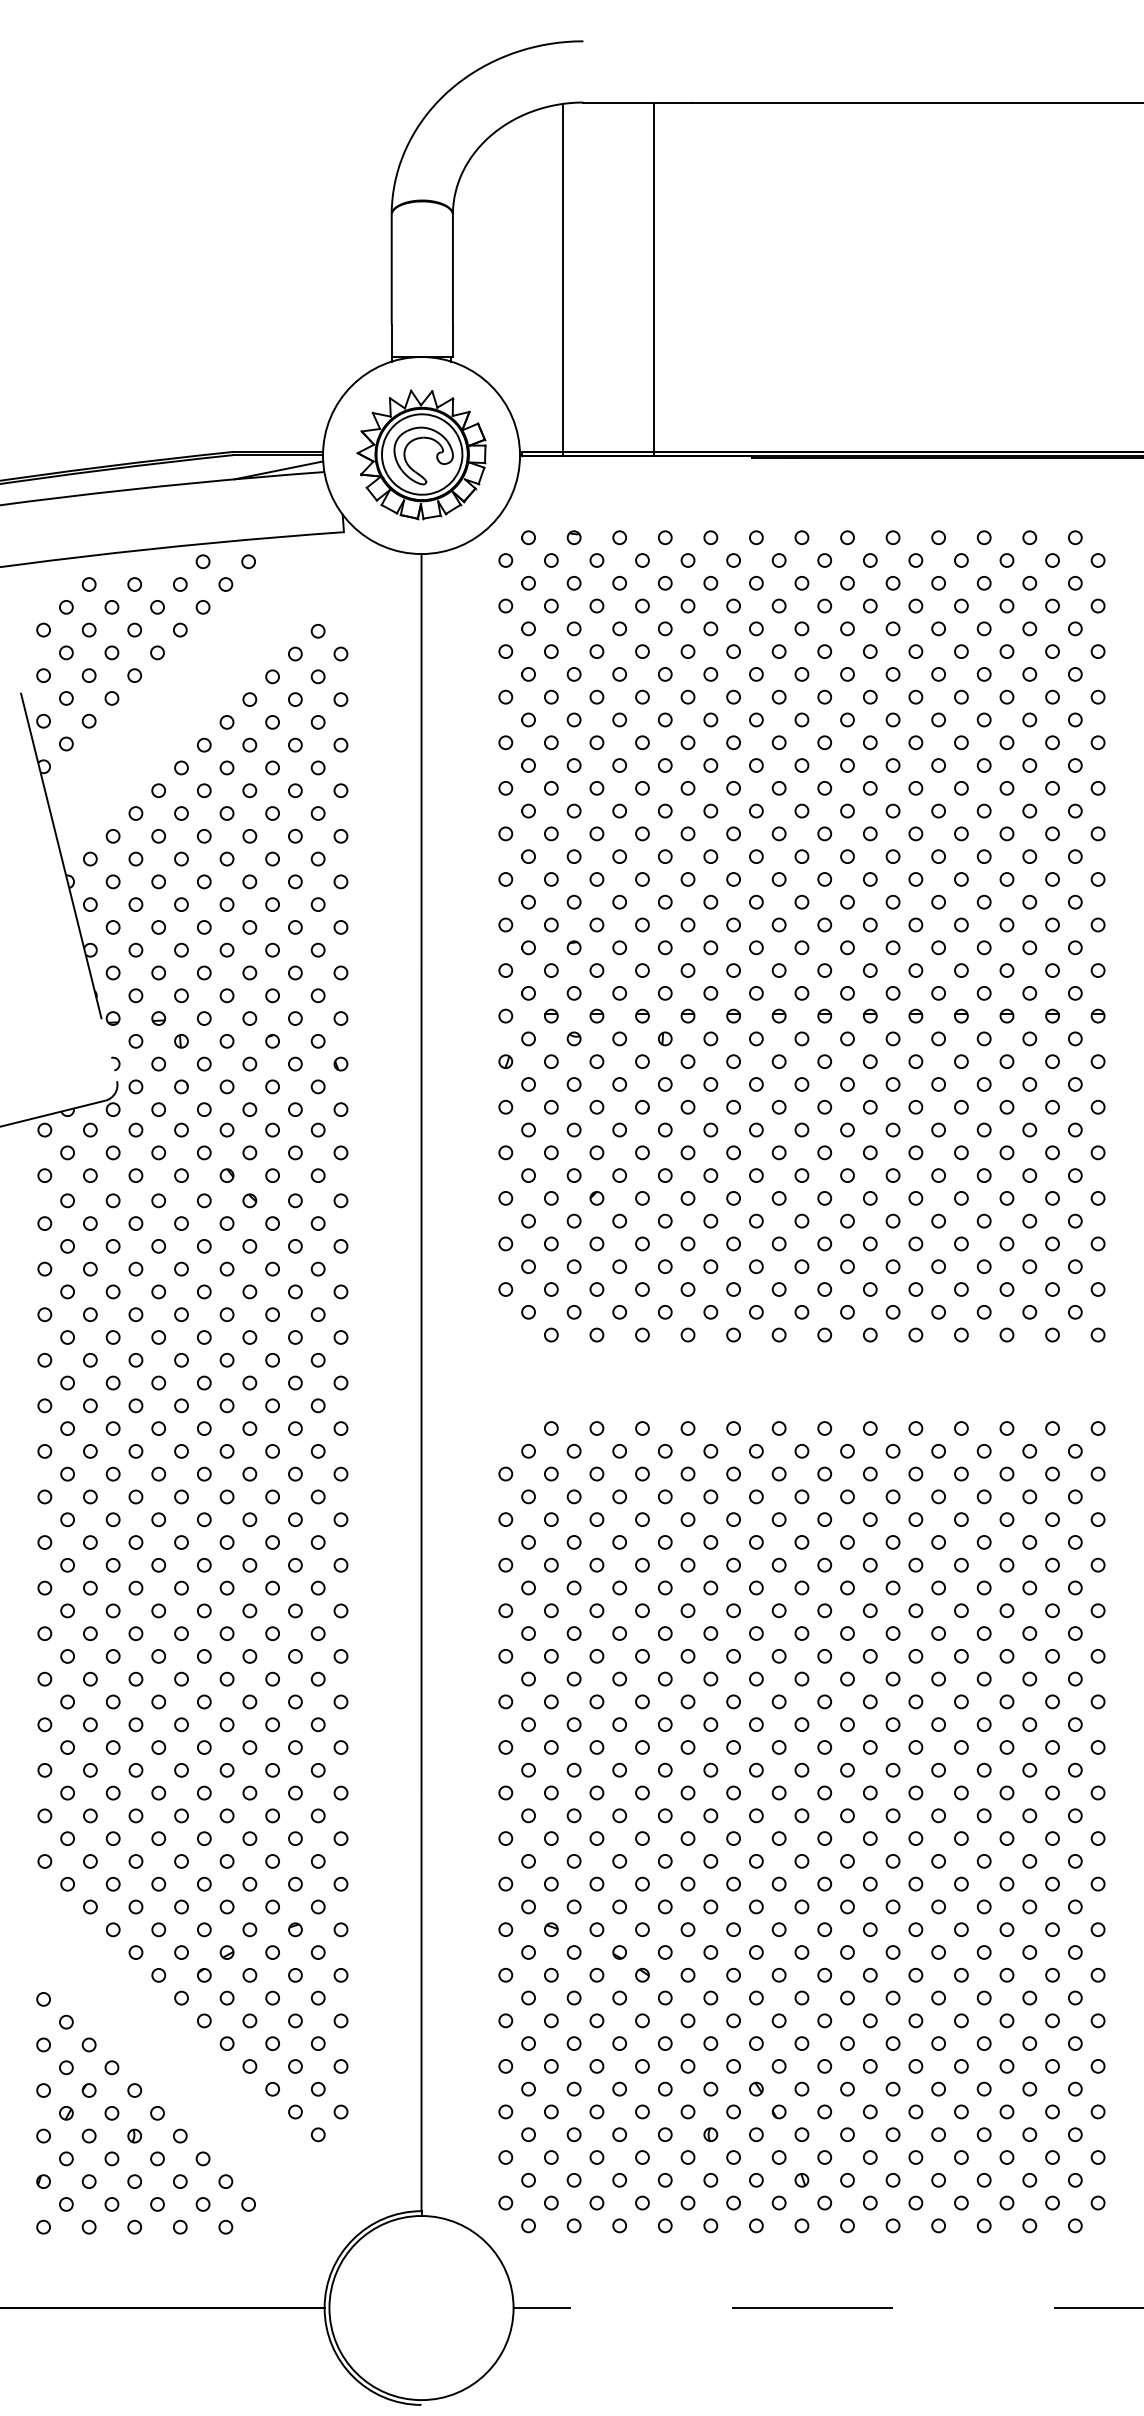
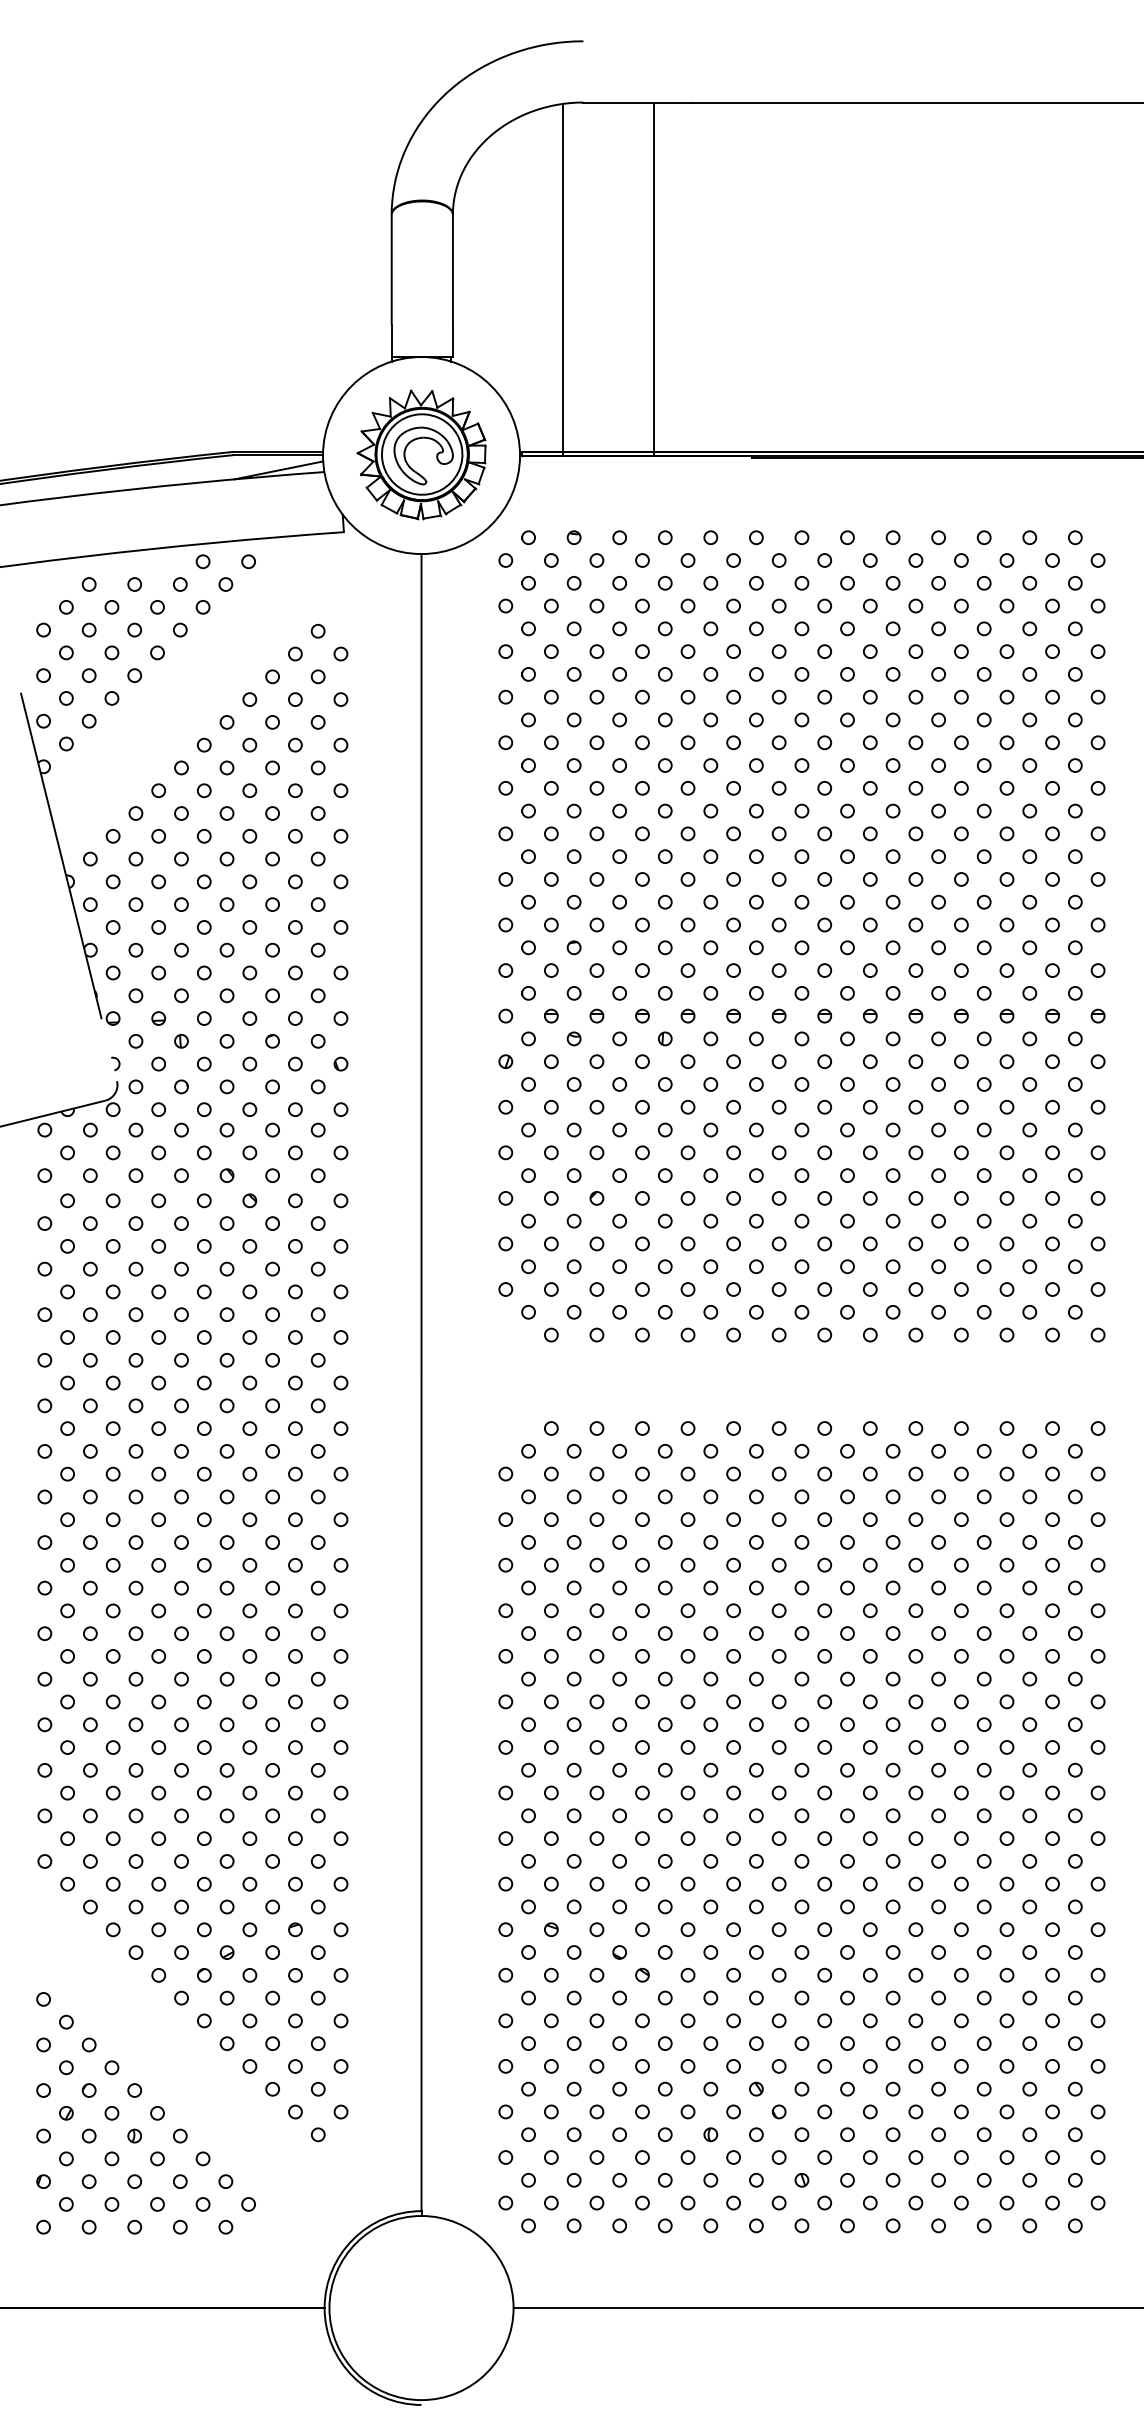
line: dashed -> solid (828, 2308)
